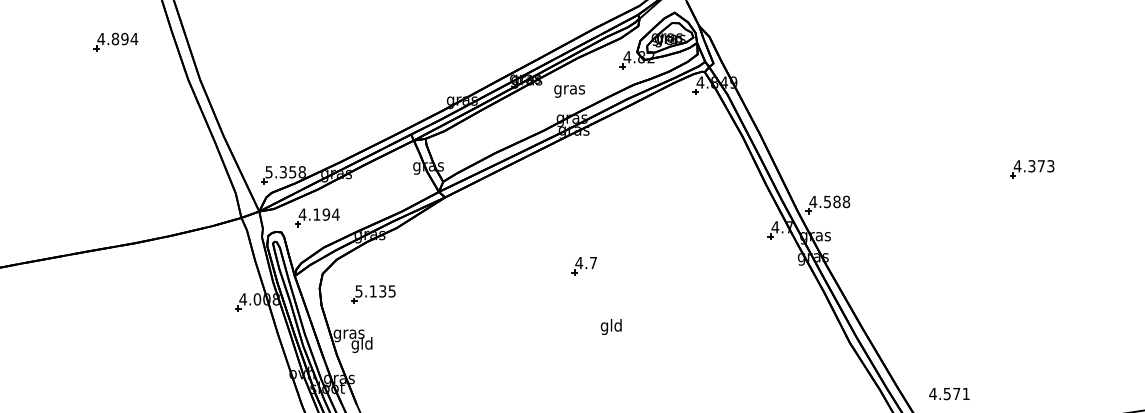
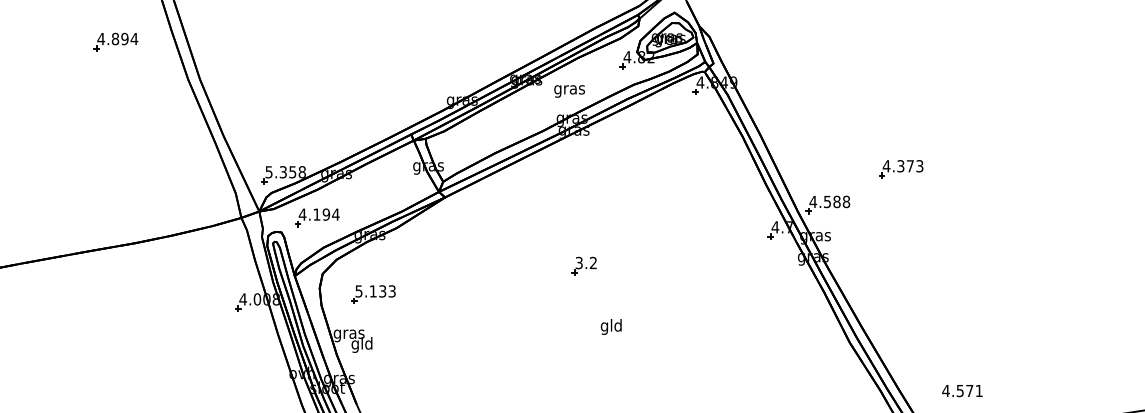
part position: (1032, 169) -> (901, 169) (901, 169)
text: 4.7 -> 3.2 (585, 262)
text: 5.135 -> 5.133 (392, 290)
text position: (949, 394) -> (962, 391) (962, 391)
